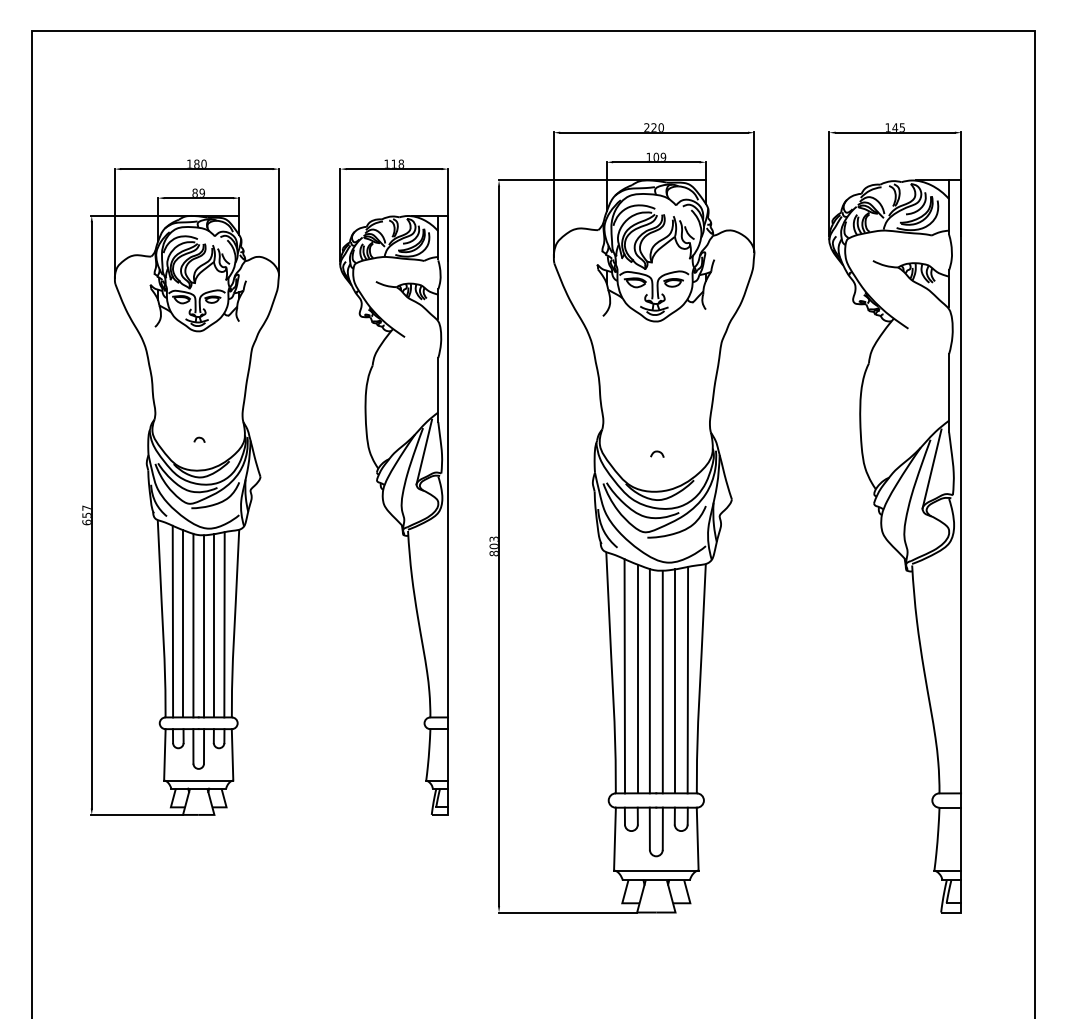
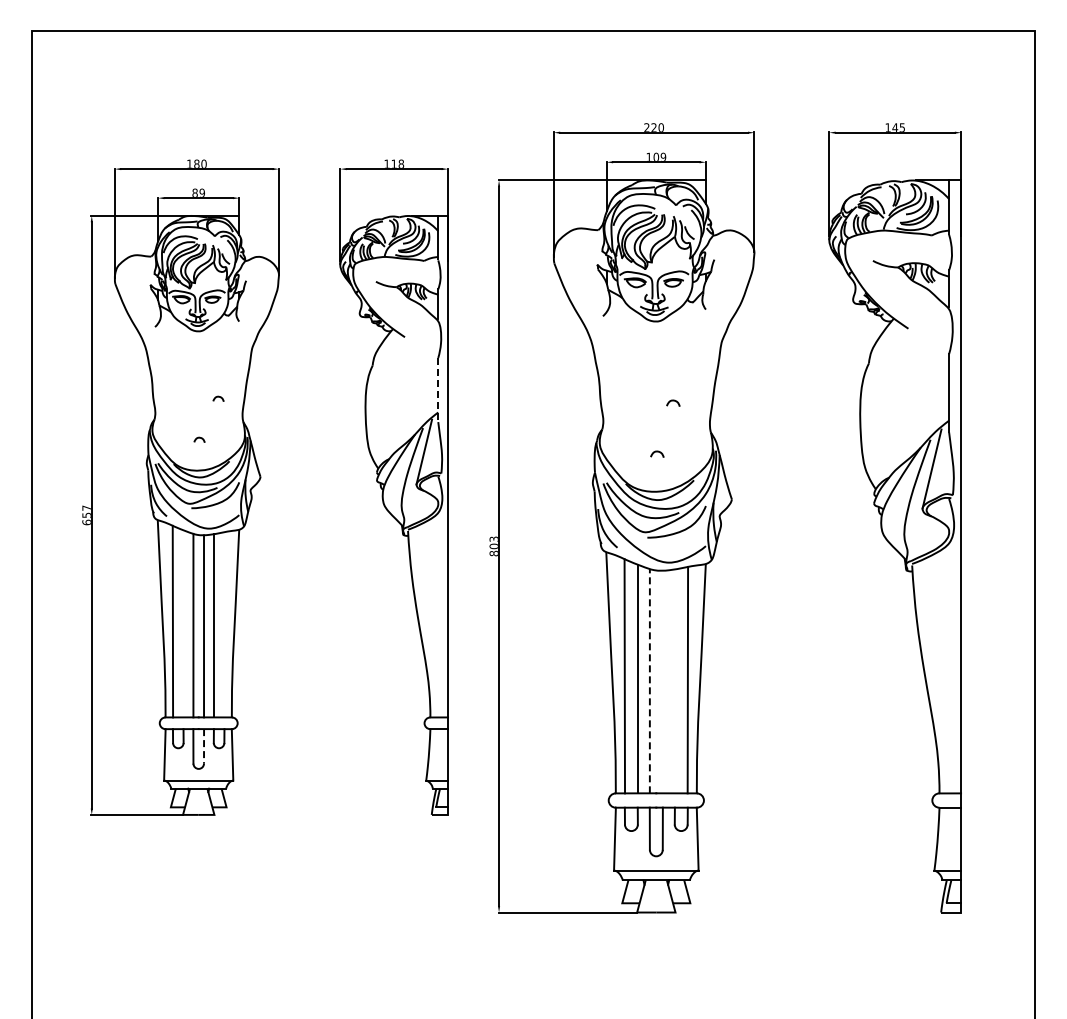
line: solid -> dashed (438, 390)
curve: none -> present (218, 397)
curve: none -> present (673, 401)
line: present -> none (183, 623)
line: present -> none (224, 624)
line: solid -> dashed (649, 680)
line: present -> none (662, 681)
line: present -> none (675, 681)
line: solid -> dashed (204, 746)
